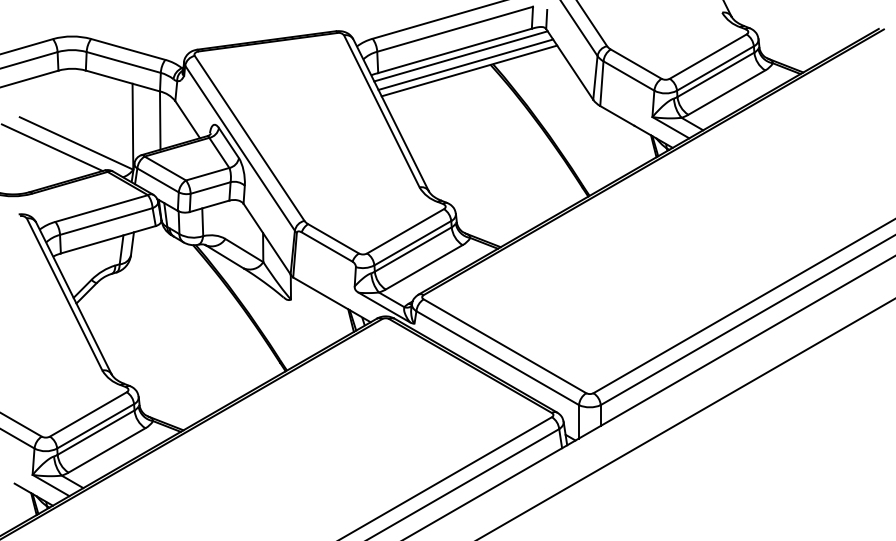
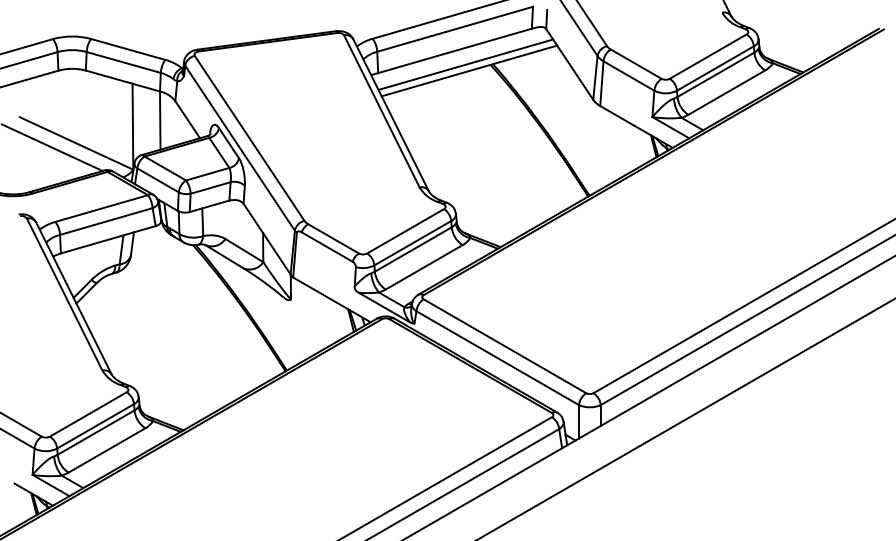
line: present -> none (460, 56)
